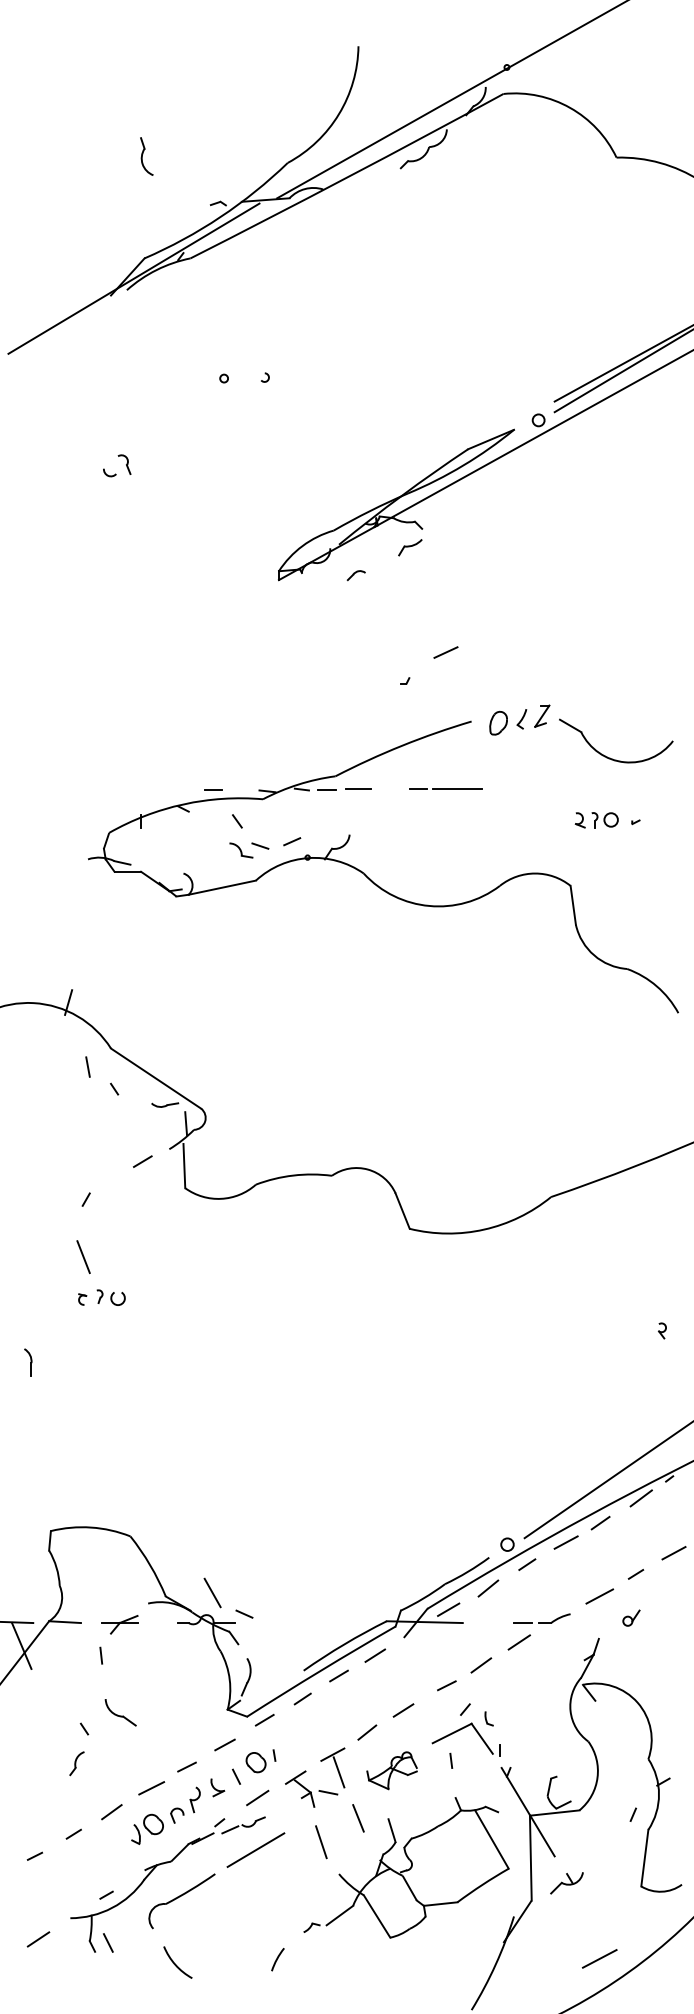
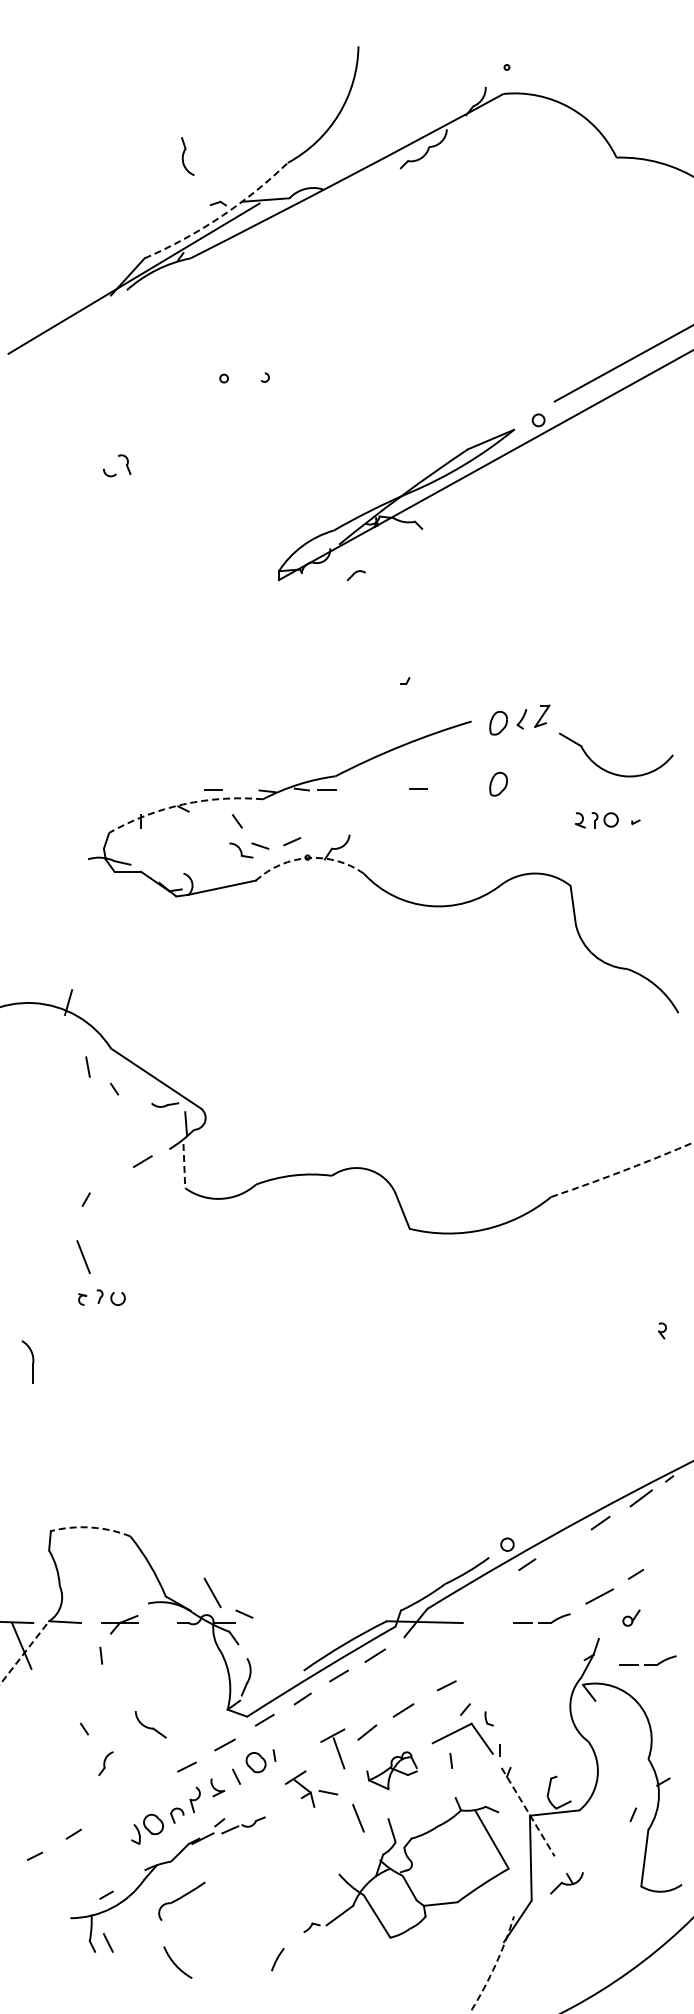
line: present -> none (451, 100)
part position: (146, 156) -> (187, 156) (187, 156)
arc: solid -> dashed (220, 217)
line: present -> none (622, 371)
part: present -> none (410, 547)
line: present -> none (445, 652)
part position: (610, 757) -> (610, 771) (610, 771)
part: none -> present (498, 783)
line: present -> none (358, 788)
line: present -> none (457, 788)
arc: solid -> dashed (183, 804)
arc: solid -> dashed (308, 858)
line: solid -> dashed (184, 1166)
arc: solid -> dashed (623, 1170)
part size: 9x29 px -> 14x44 px (27, 1361)
line: present -> none (607, 1480)
arc: solid -> dashed (91, 1527)
line: present -> none (565, 1542)
line: present -> none (673, 1553)
line: present -> none (488, 1588)
line: present -> none (448, 1609)
line: present -> none (518, 1642)
line: solid -> dashed (24, 1652)
part: none -> present (647, 1660)
line: present -> none (481, 1665)
part position: (120, 1712) -> (150, 1724) (150, 1724)
part position: (76, 1763) -> (105, 1763) (105, 1763)
part position: (332, 1767) -> (332, 1748) (332, 1748)
line: present -> none (151, 1788)
line: present -> none (257, 1797)
line: present -> none (111, 1812)
line: solid -> dashed (528, 1812)
line: present -> none (321, 1842)
line: present -> none (255, 1849)
part size: 68x57 px -> 48x40 px (181, 1900)
line: present -> none (38, 1939)
line: present -> none (599, 1958)
arc: solid -> dashed (495, 1964)
